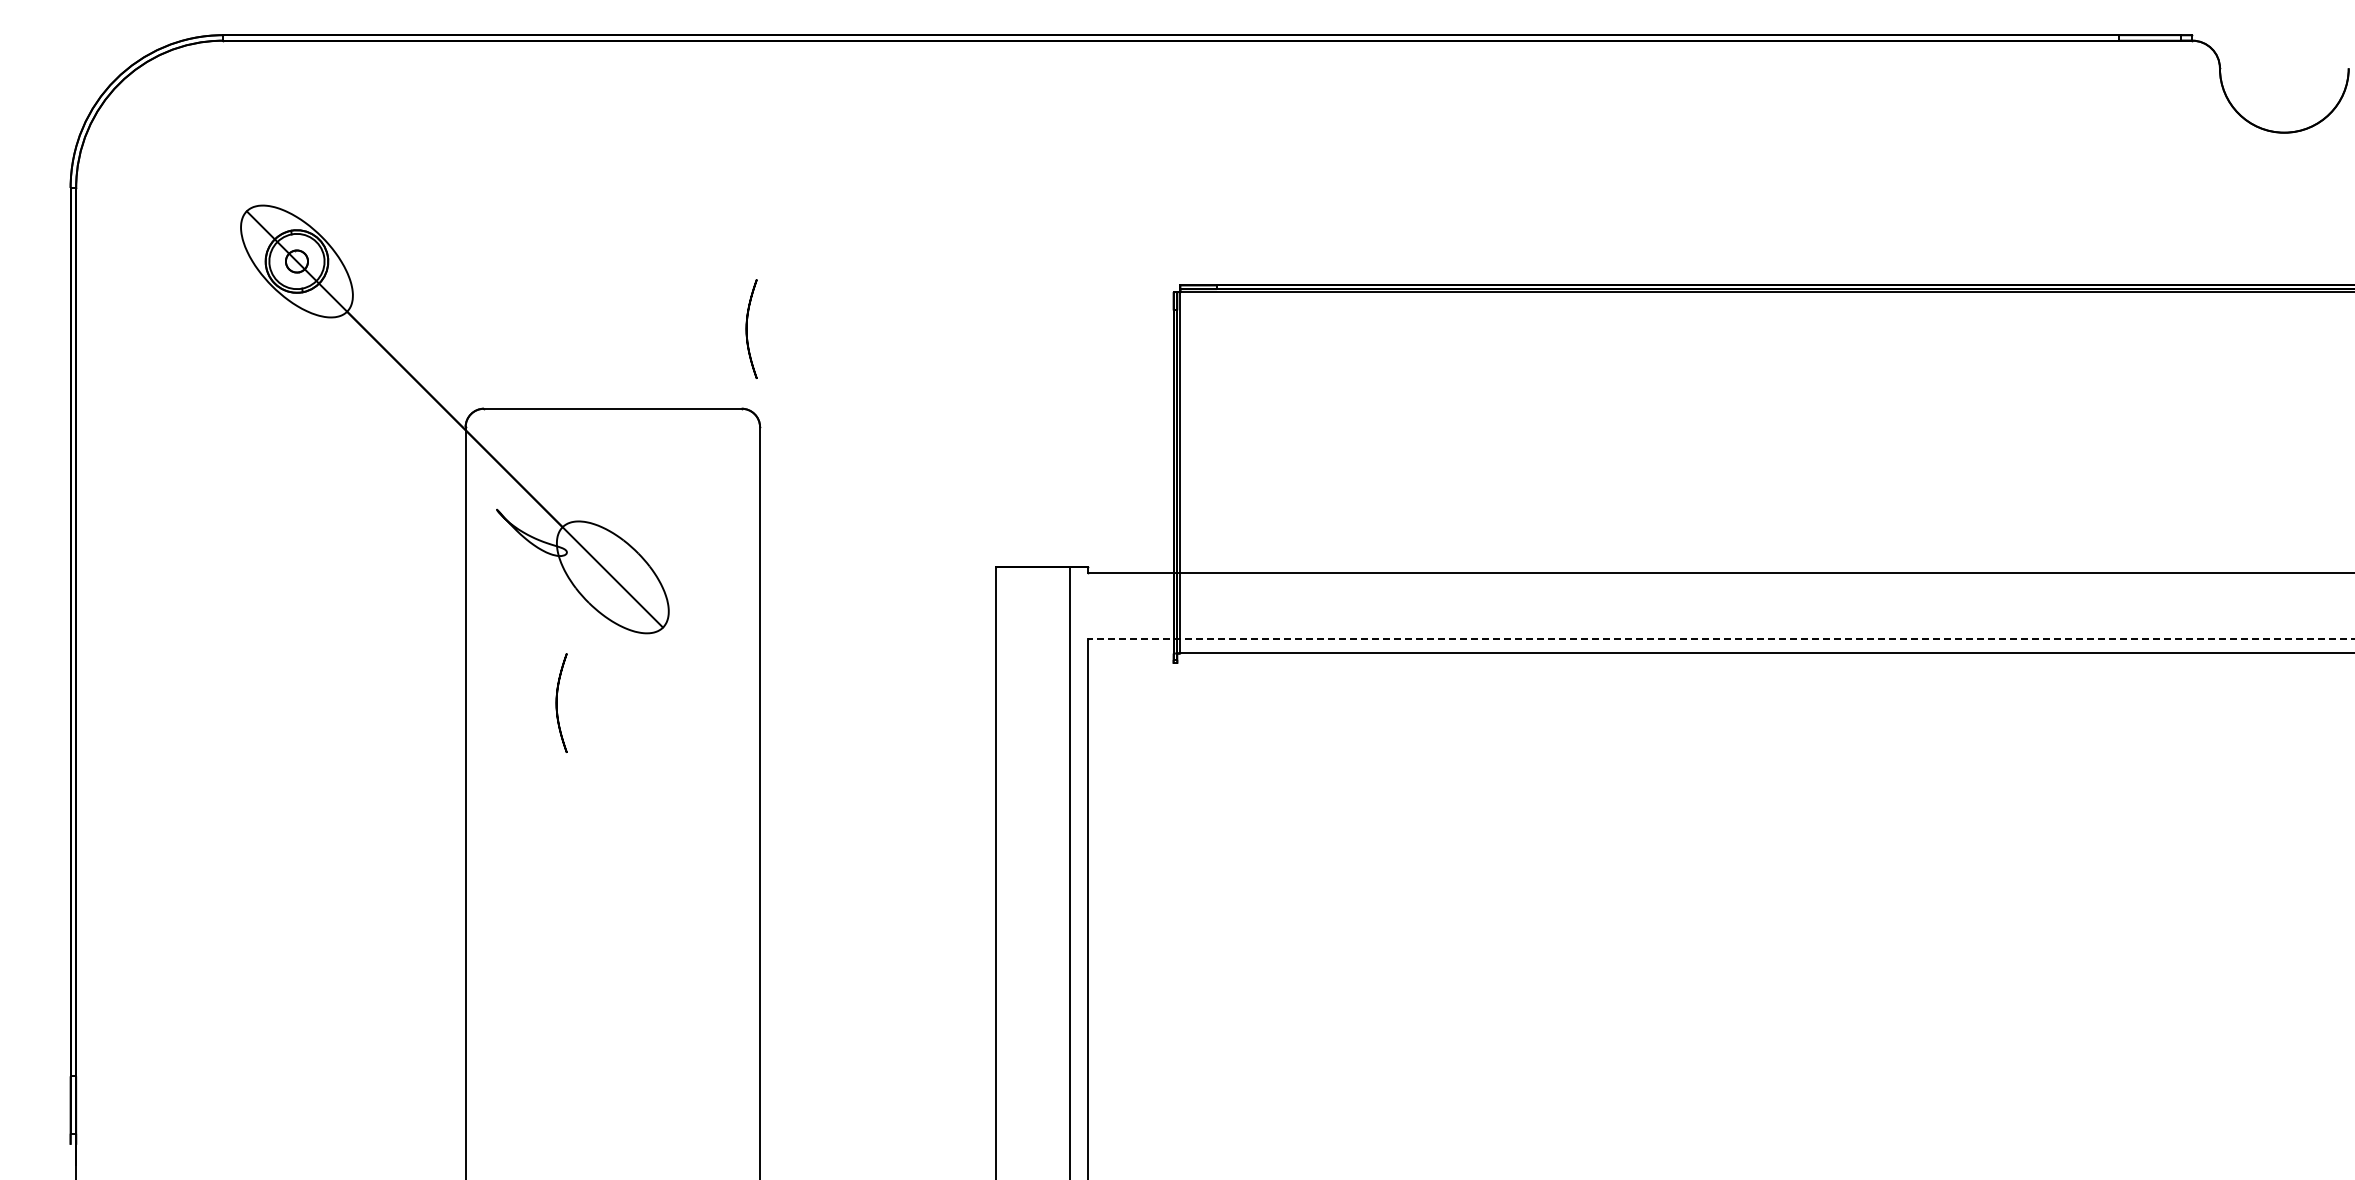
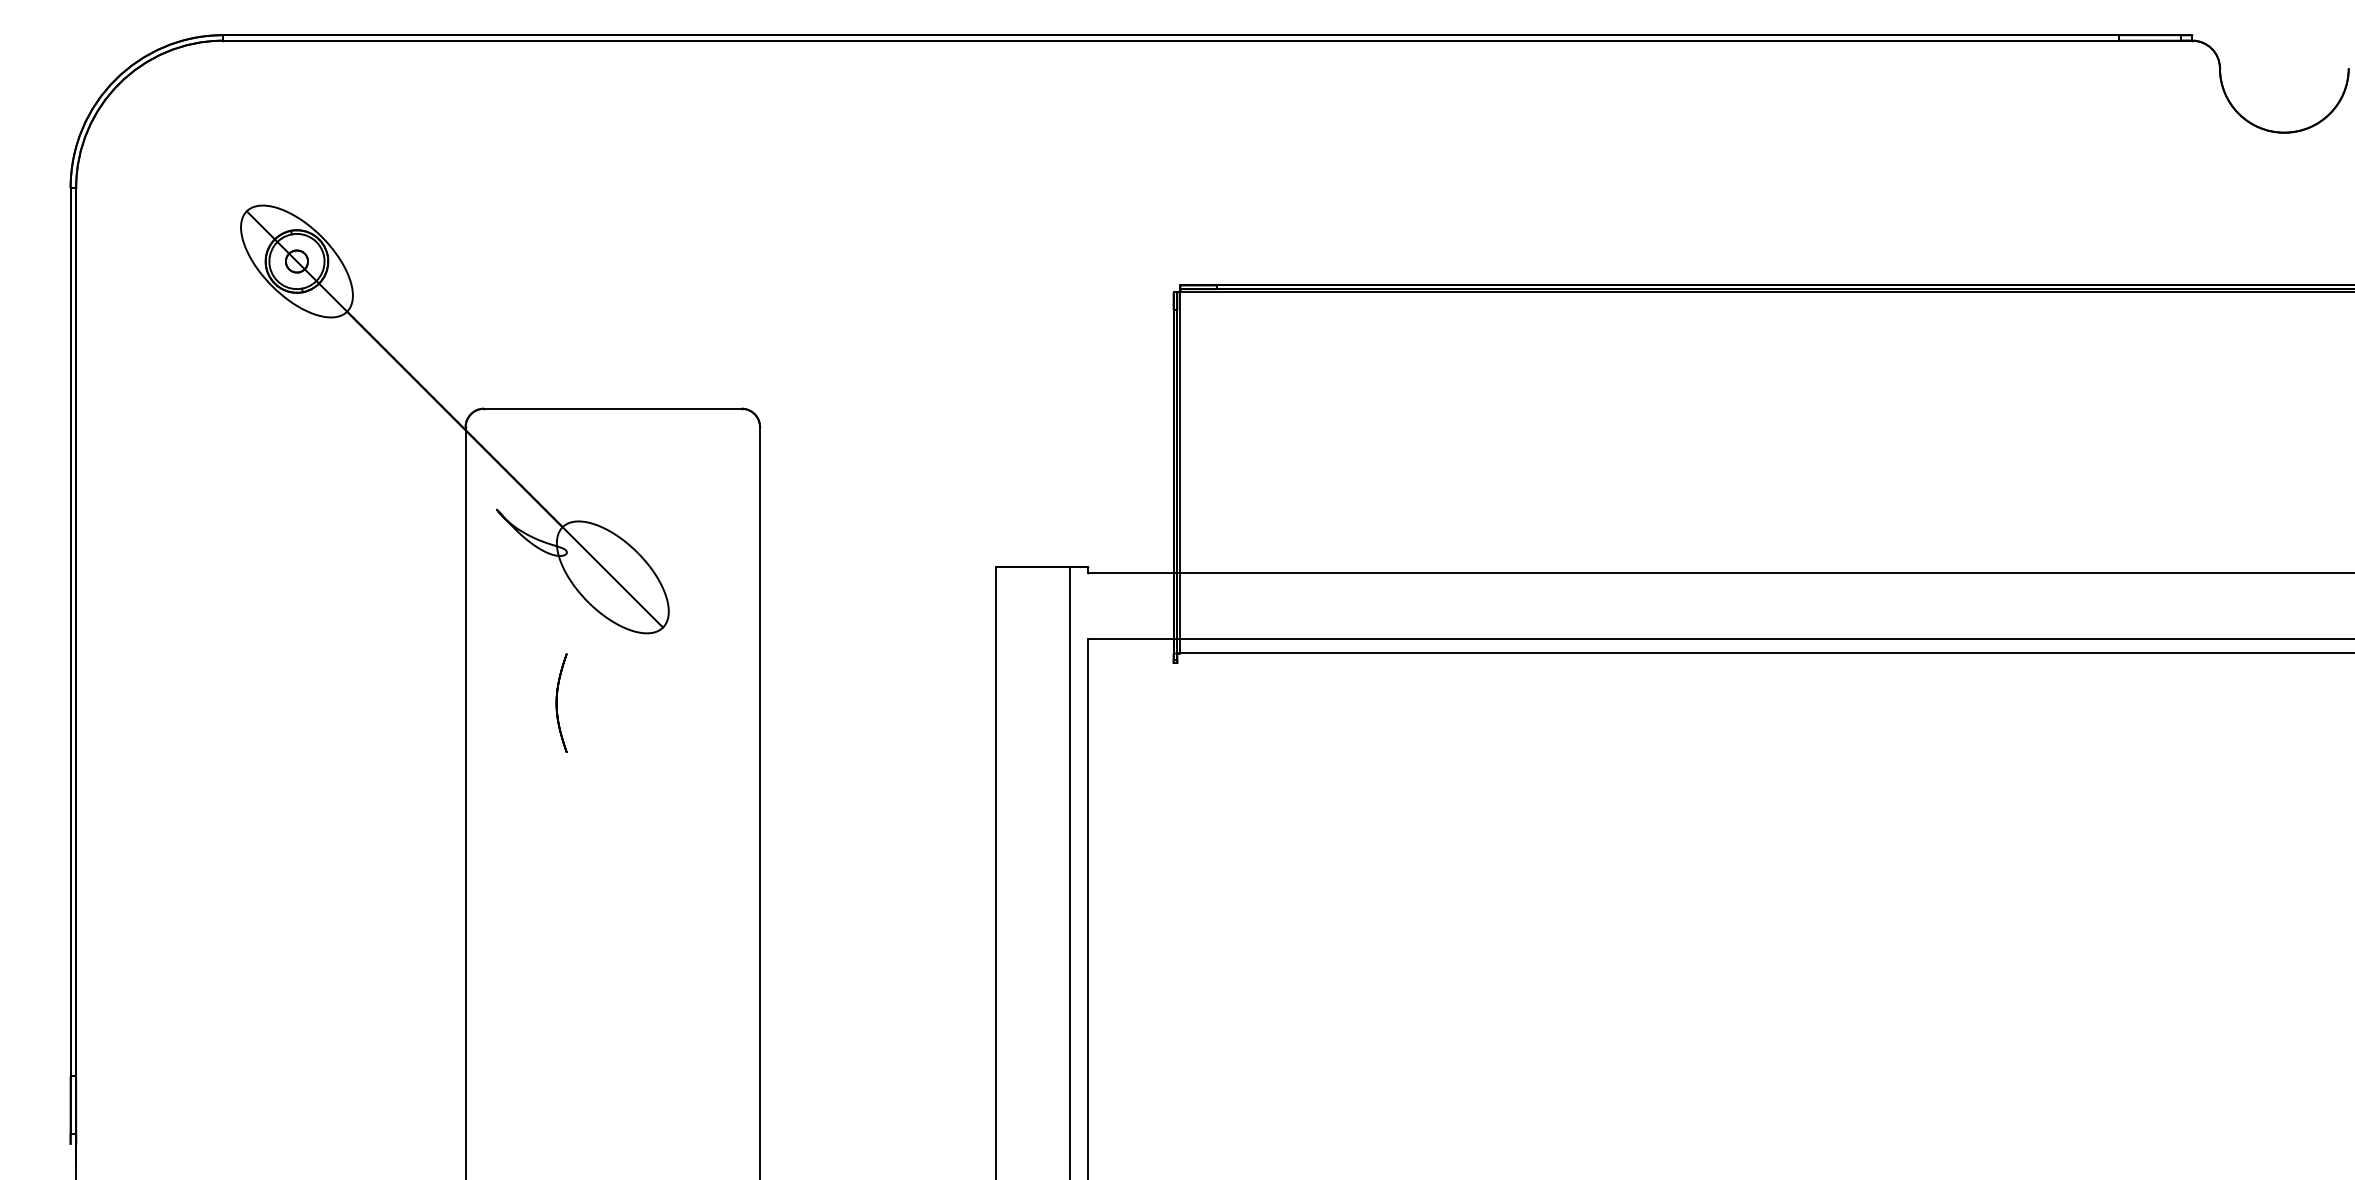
part: present -> none (751, 328)
line: dashed -> solid (1721, 638)
